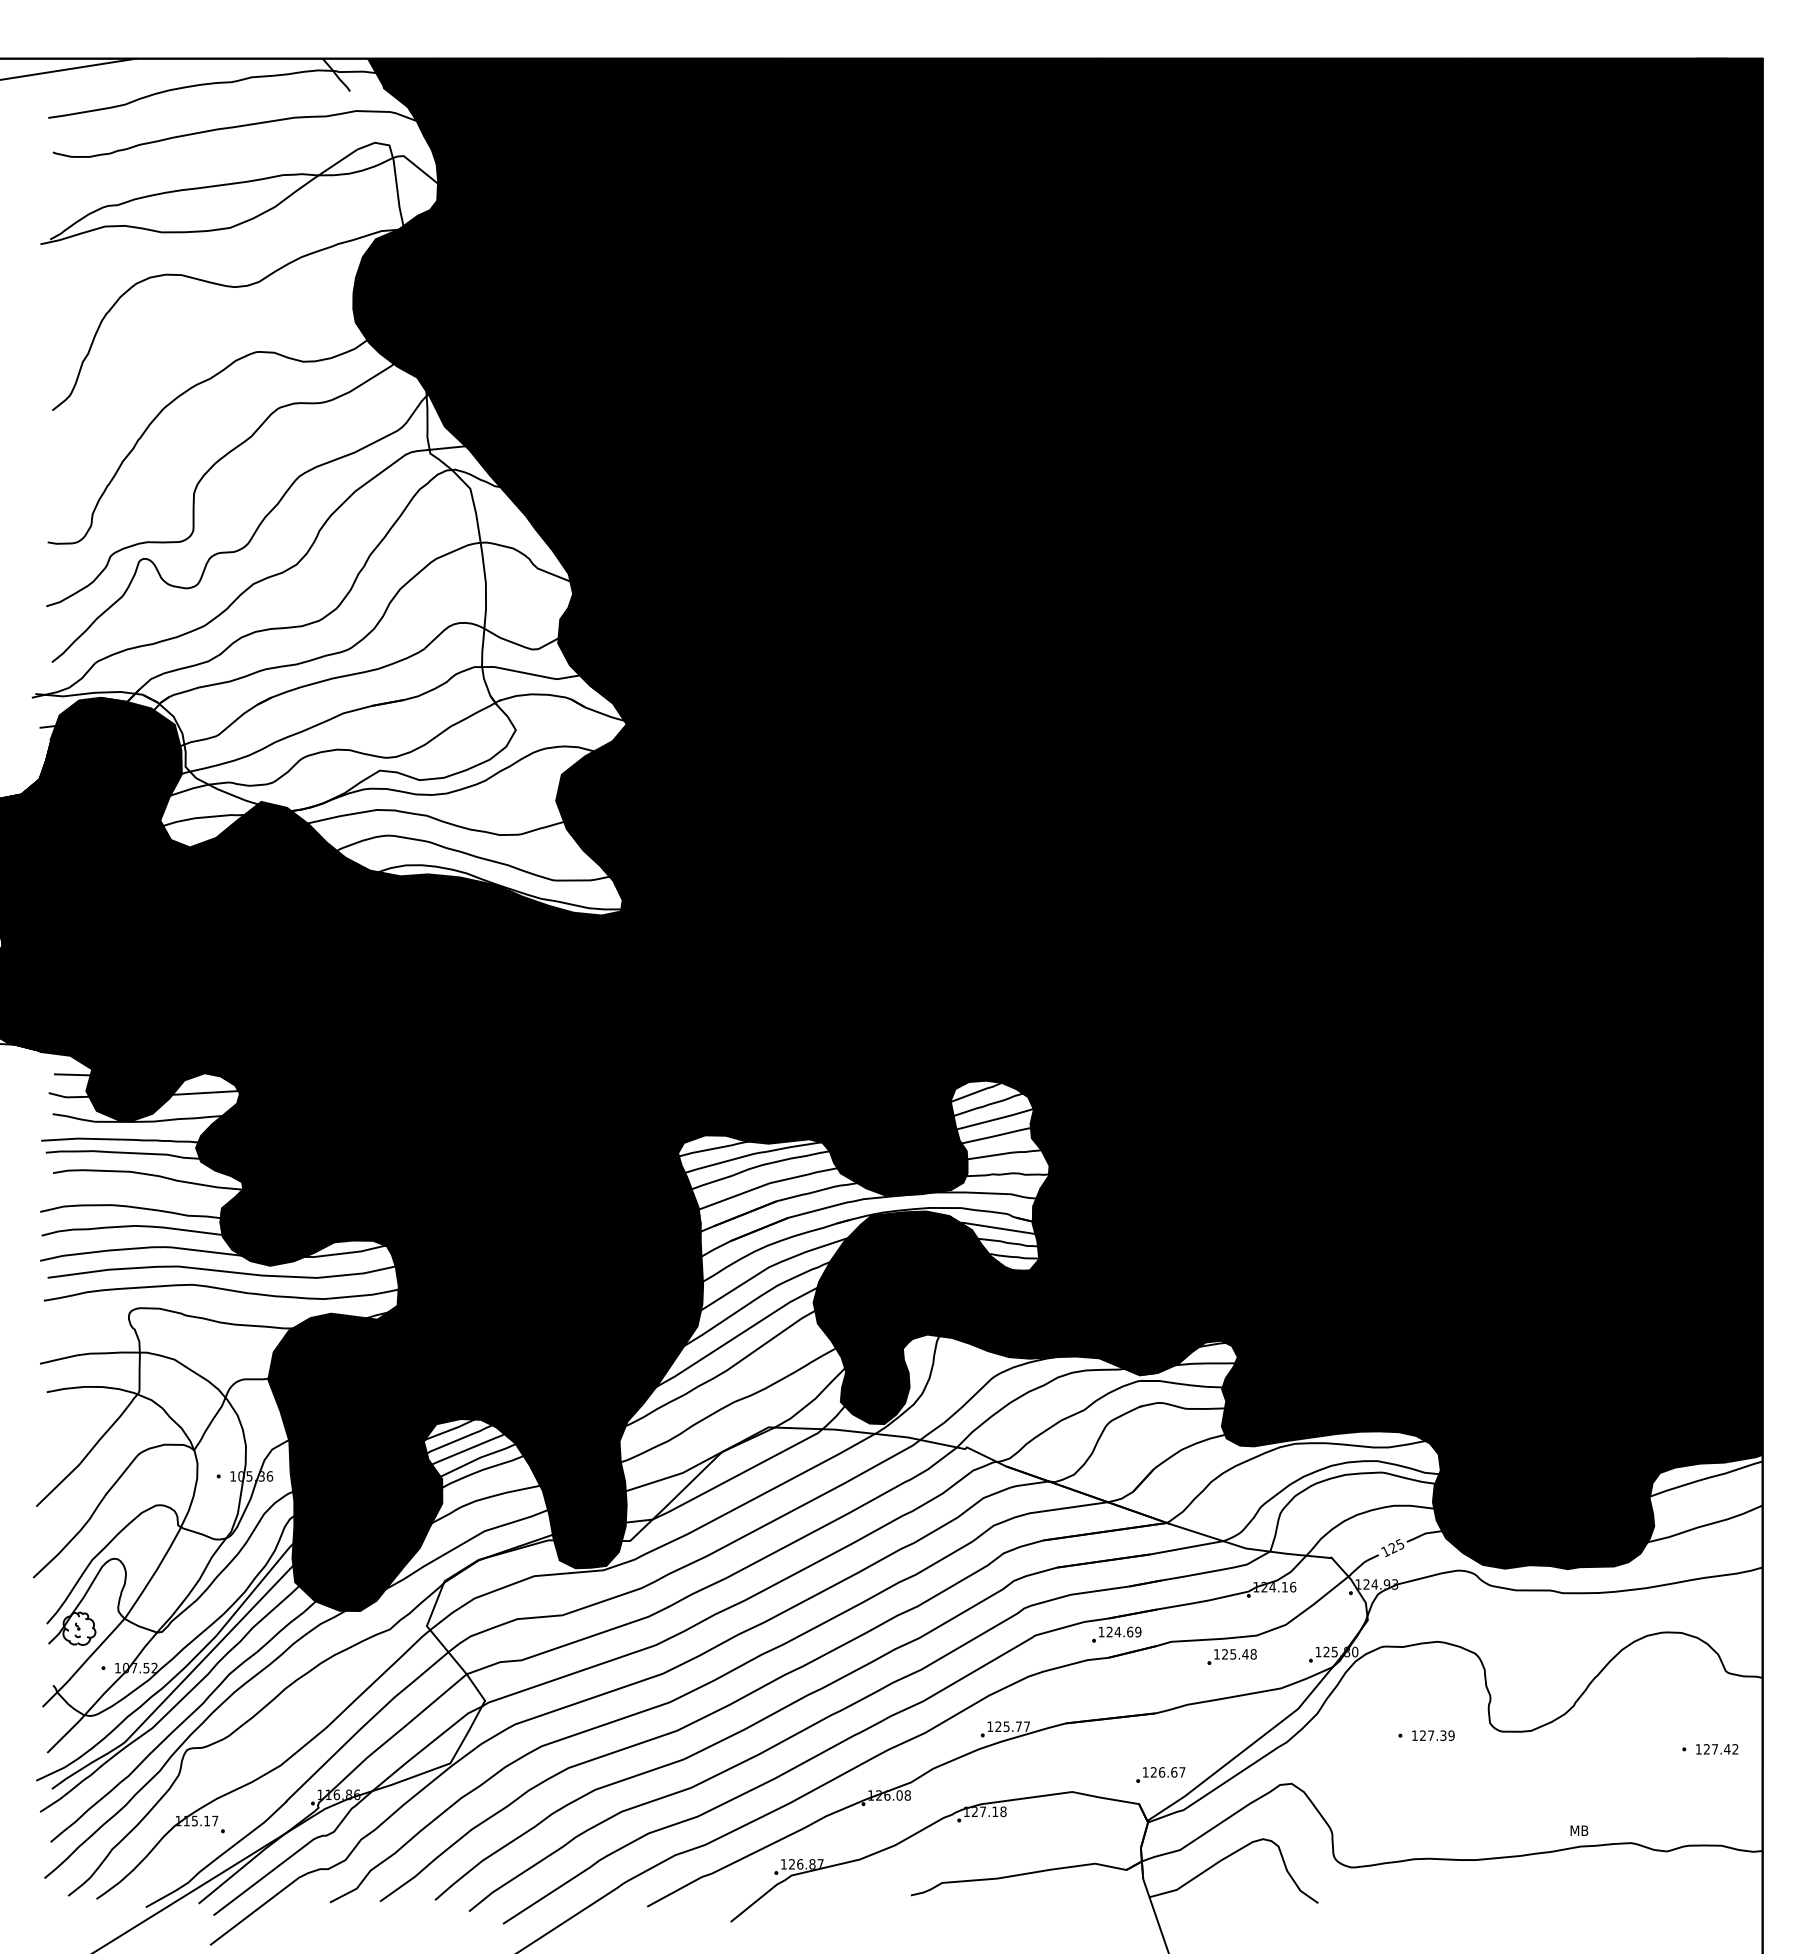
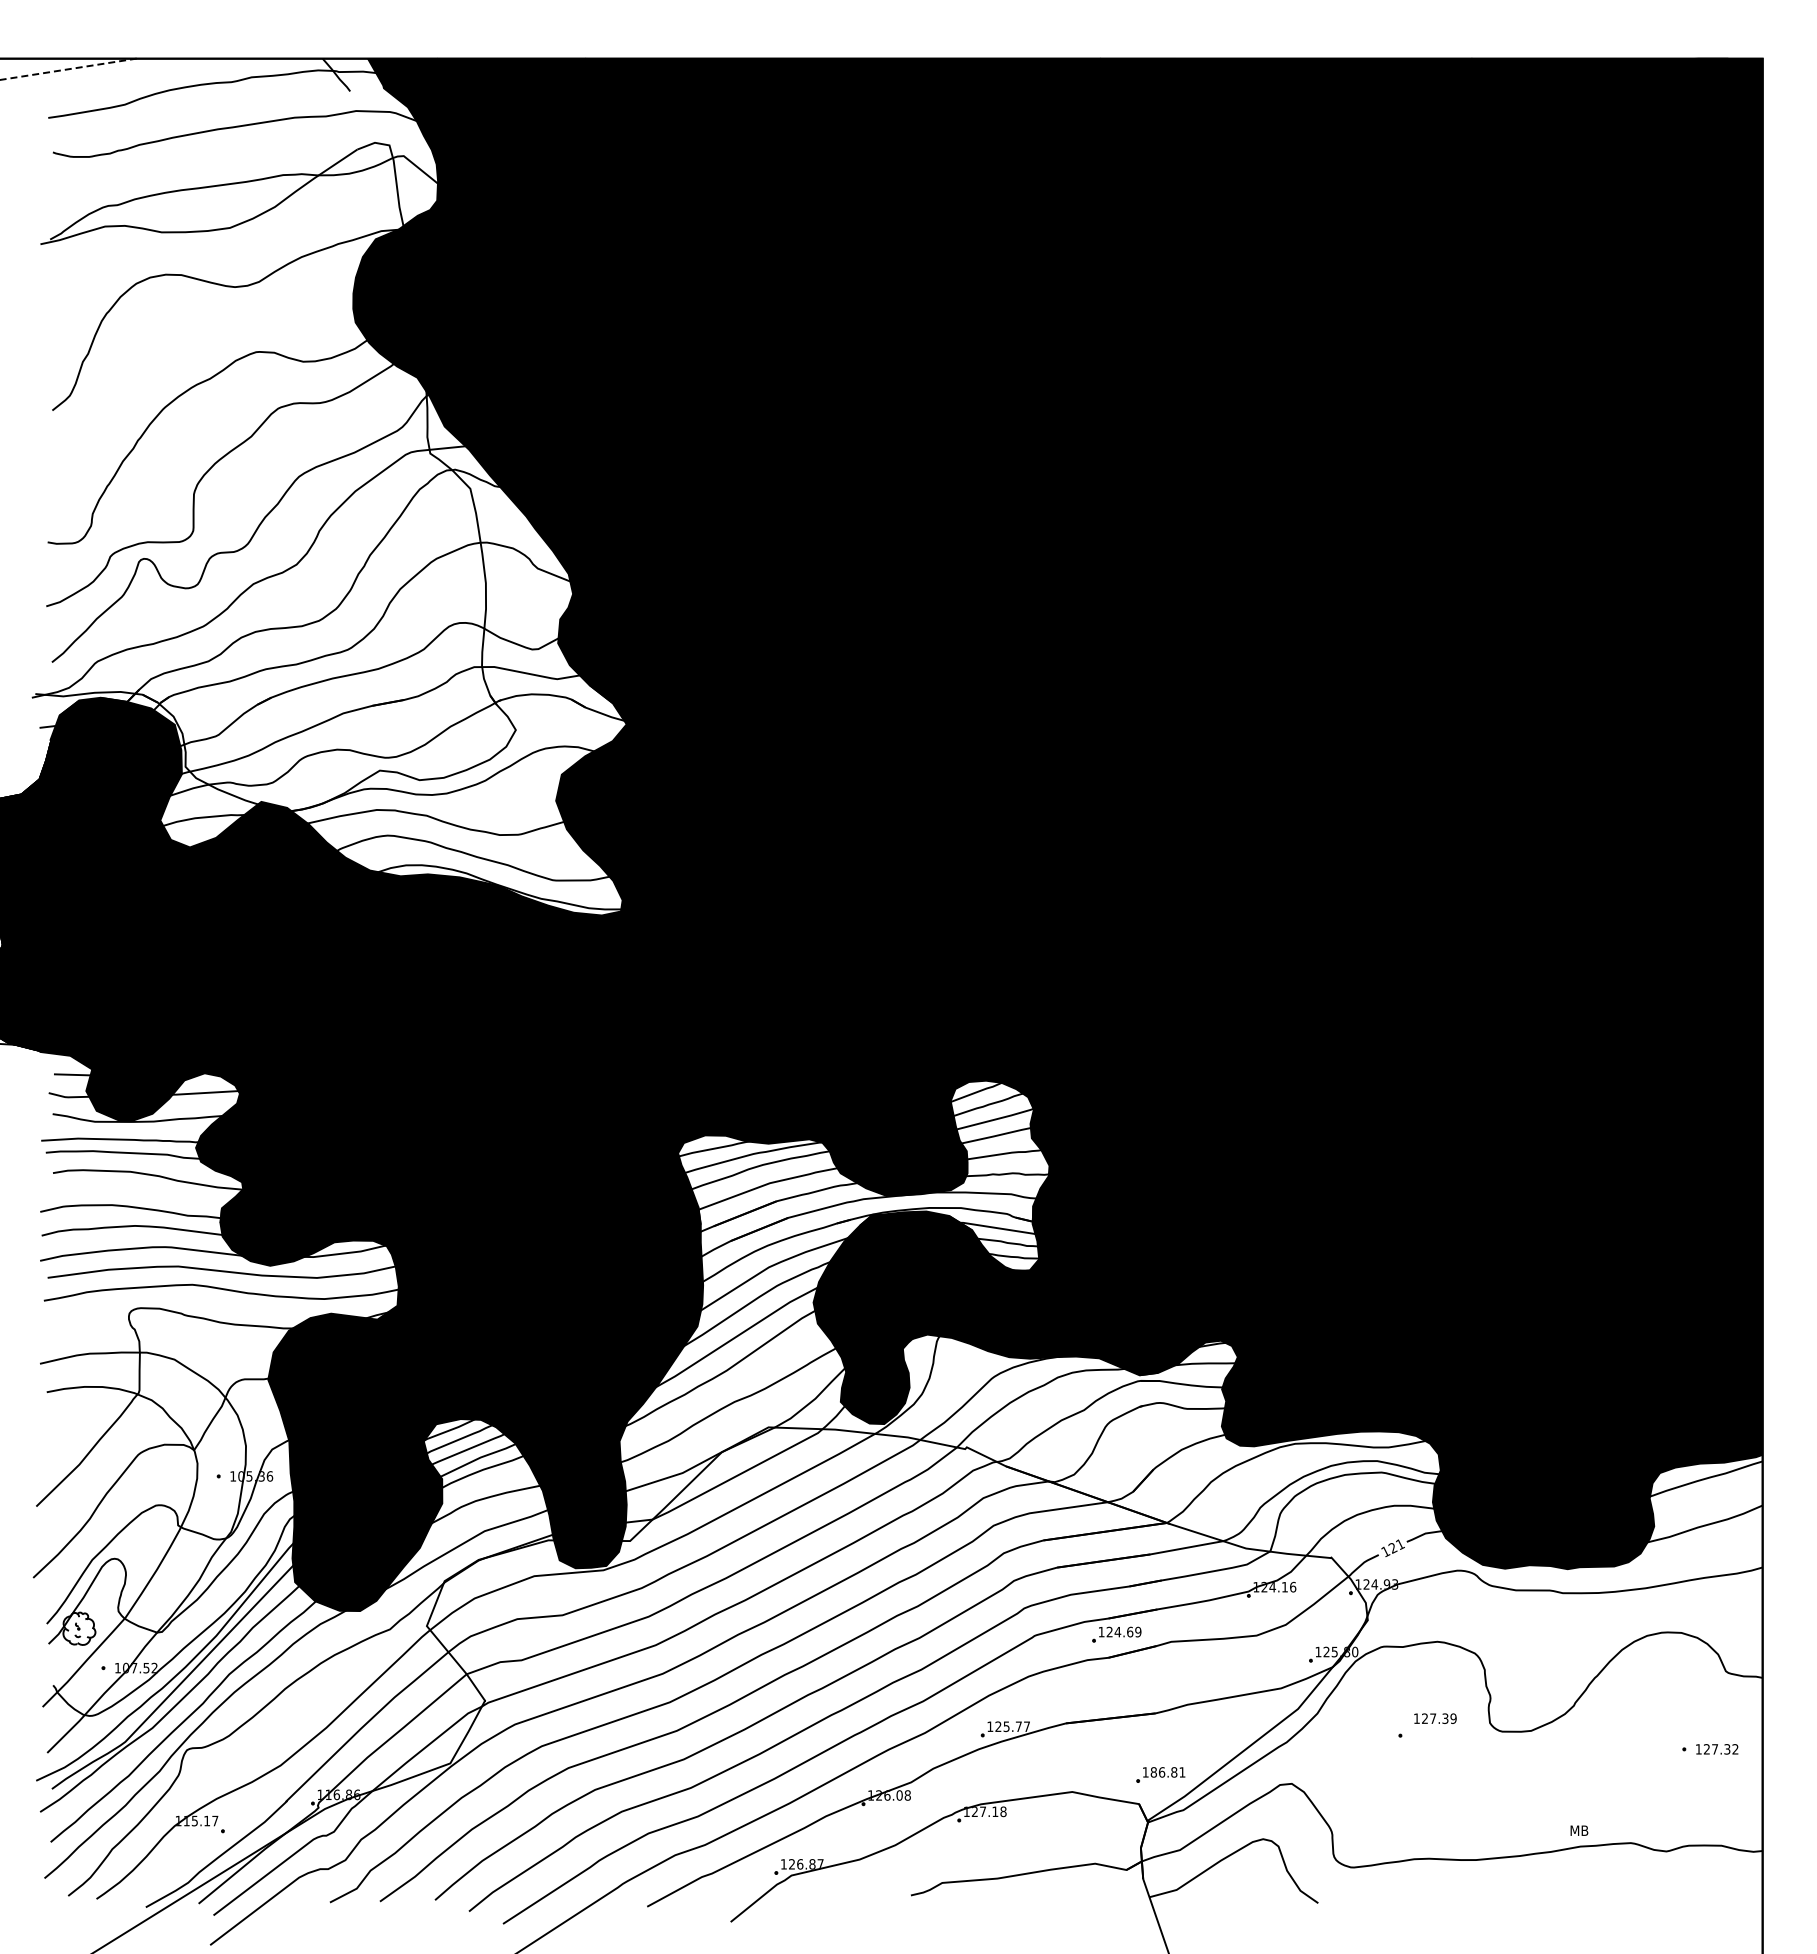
line: solid -> dashed (68, 69)
text: 125 -> 121 (1400, 1544)
part: present -> none (1231, 1656)
text position: (1433, 1735) -> (1435, 1718) (1435, 1718)
text: 127.42 -> 127.32 (1727, 1749)
text: 126.67 -> 186.81 (1167, 1772)
